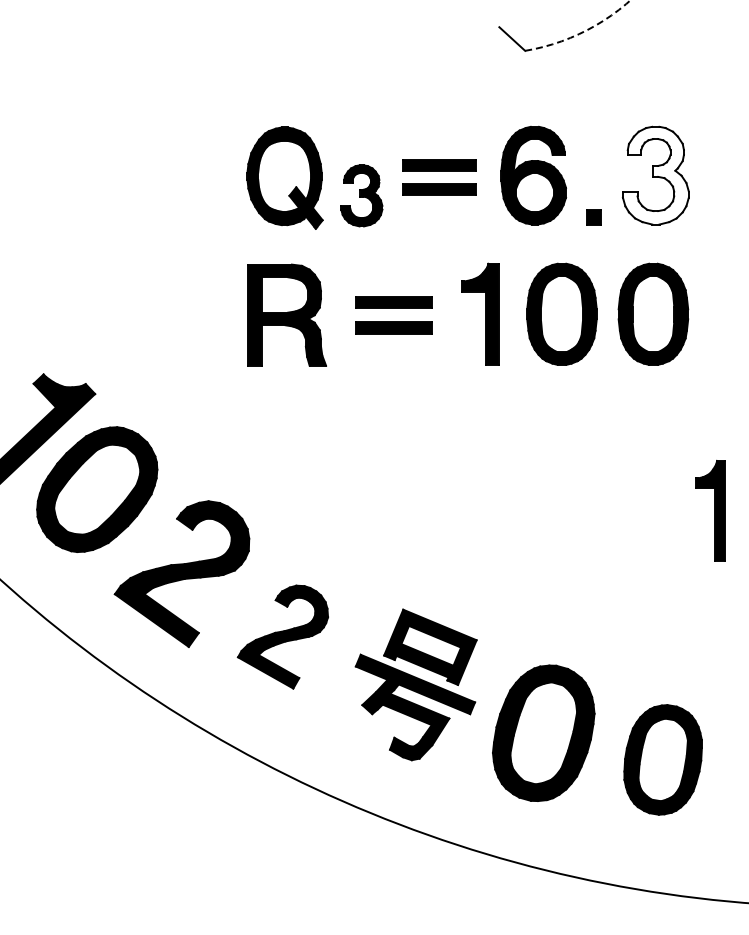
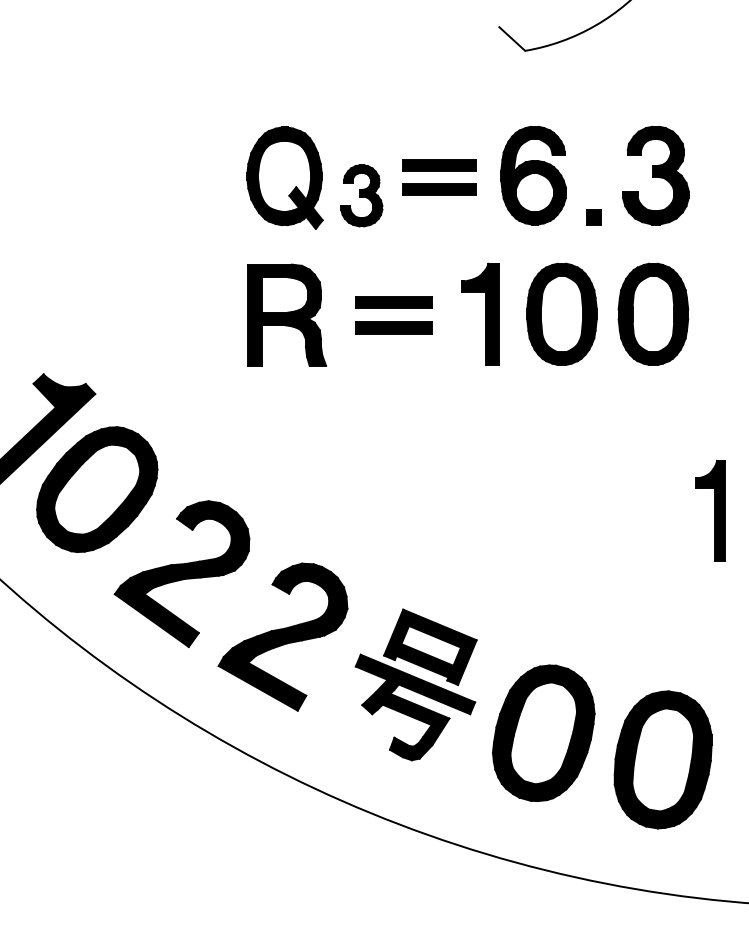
arc: dashed -> solid (581, 32)
fill: none -> present (655, 175)
part size: 93x106 px -> 132x150 px (282, 636)
part size: 80x112 px -> 100x140 px (662, 759)
